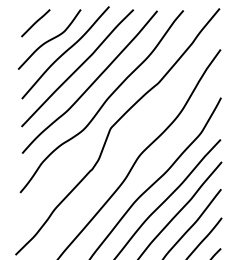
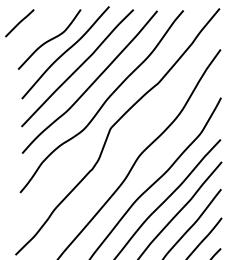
line position: (35, 23) -> (19, 23) (19, 23)
